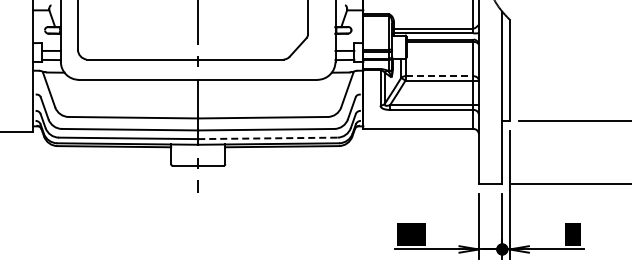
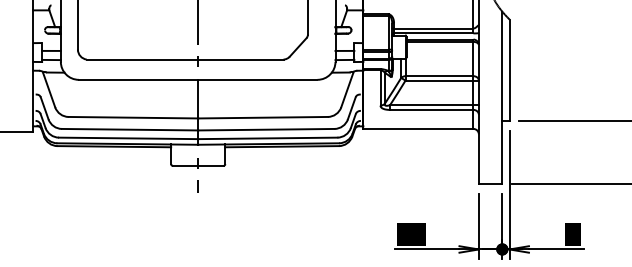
line: dashed -> solid (439, 76)
line: dashed -> solid (267, 138)
